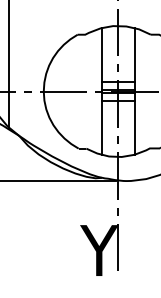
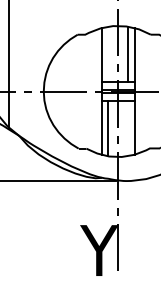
line: none -> present (128, 54)
line: none -> present (107, 128)
